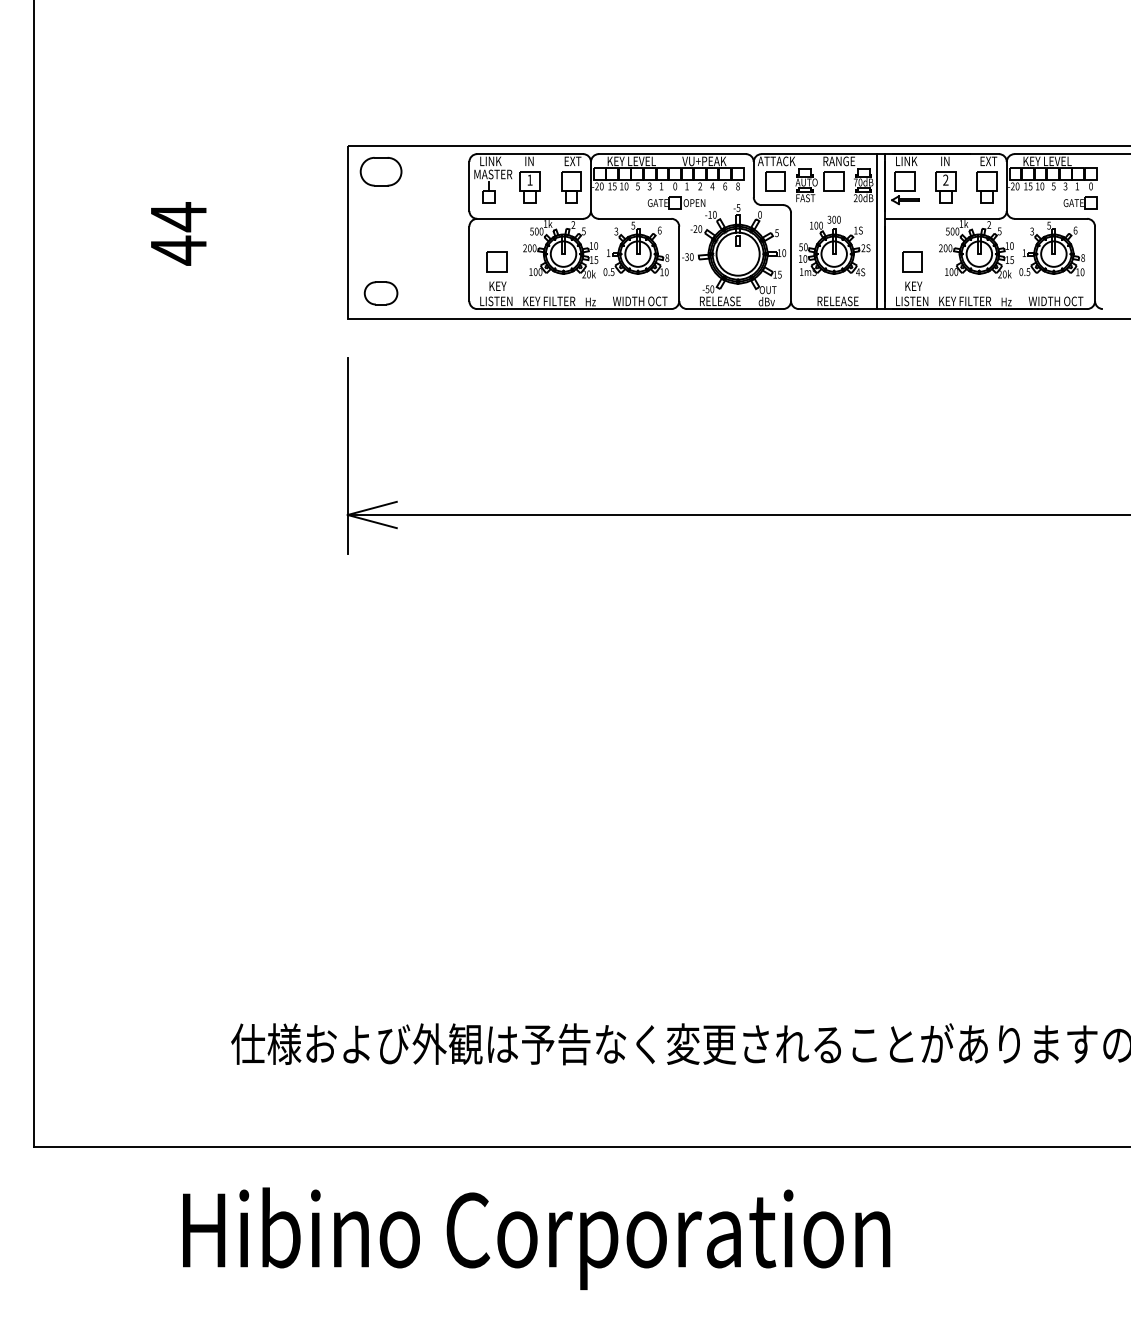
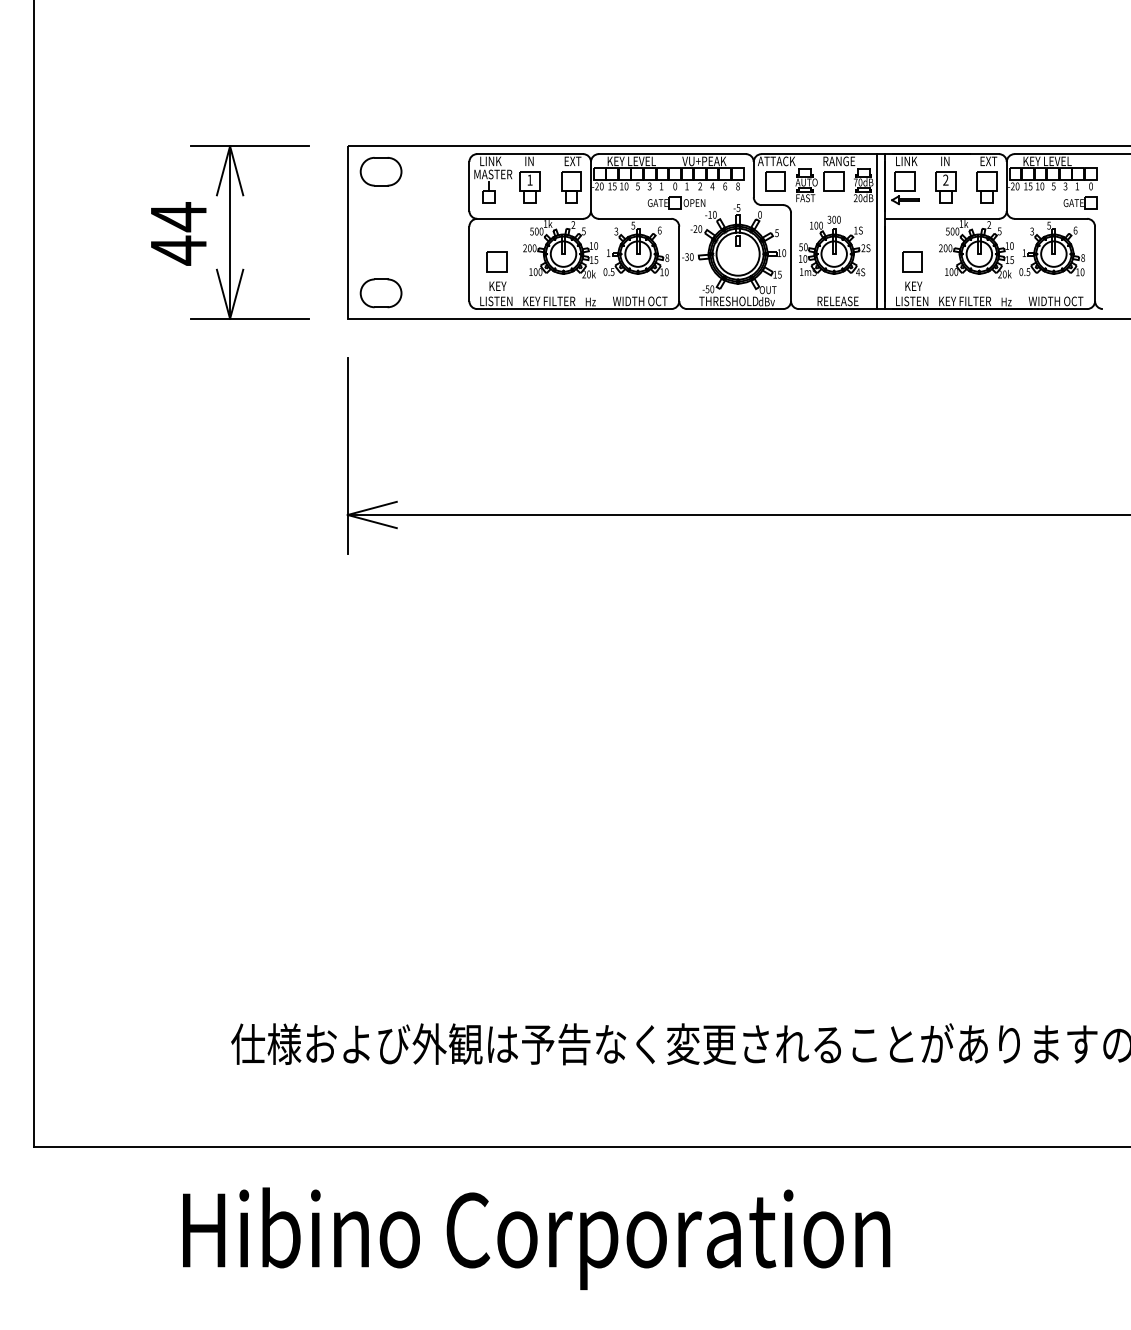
part: none -> present (230, 232)
part size: 36x25 px -> 44x31 px (380, 293)
text: RELEASE -> THRESHOLD (728, 301)
